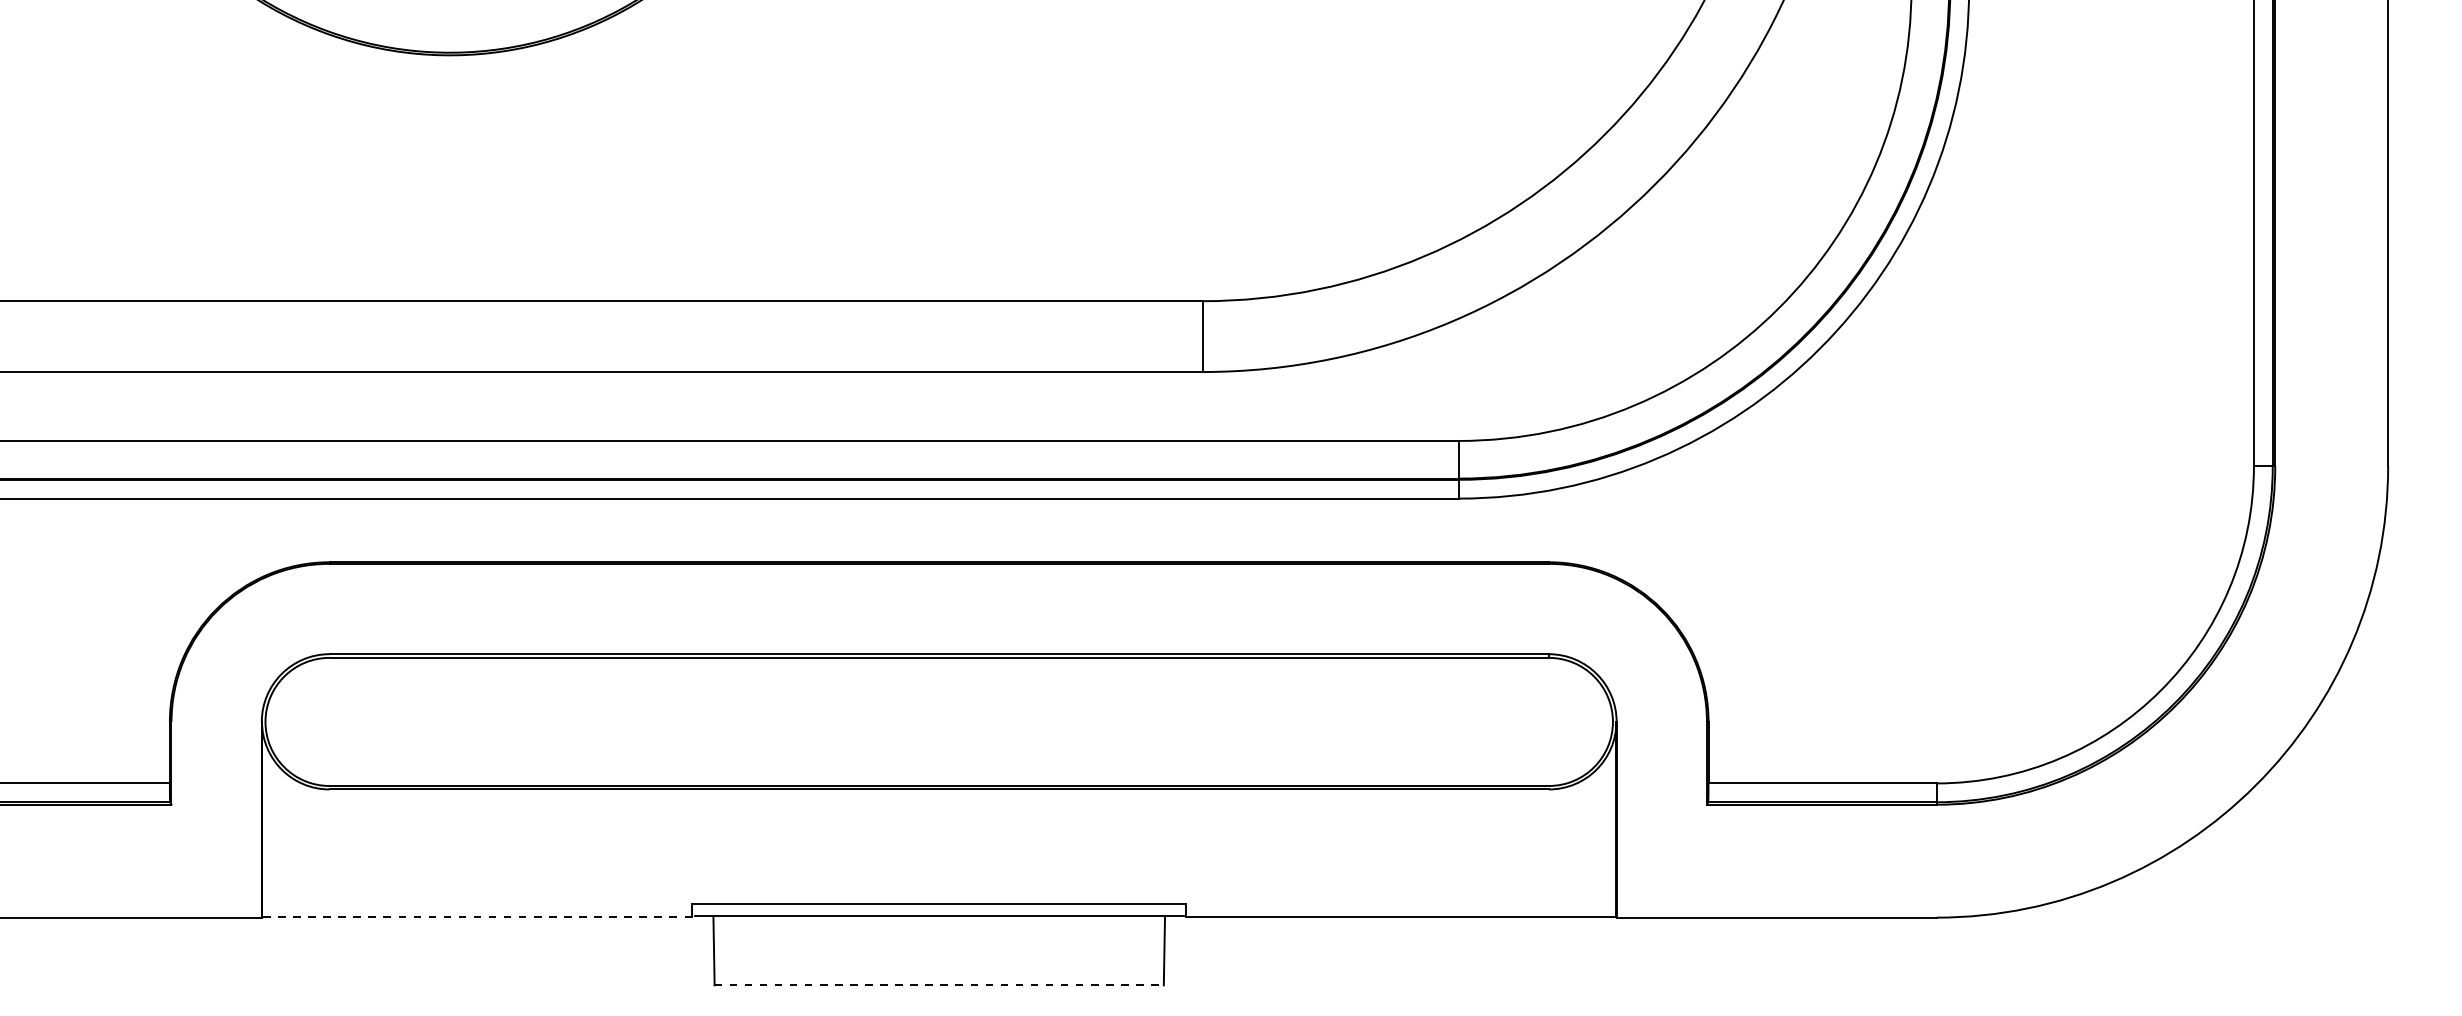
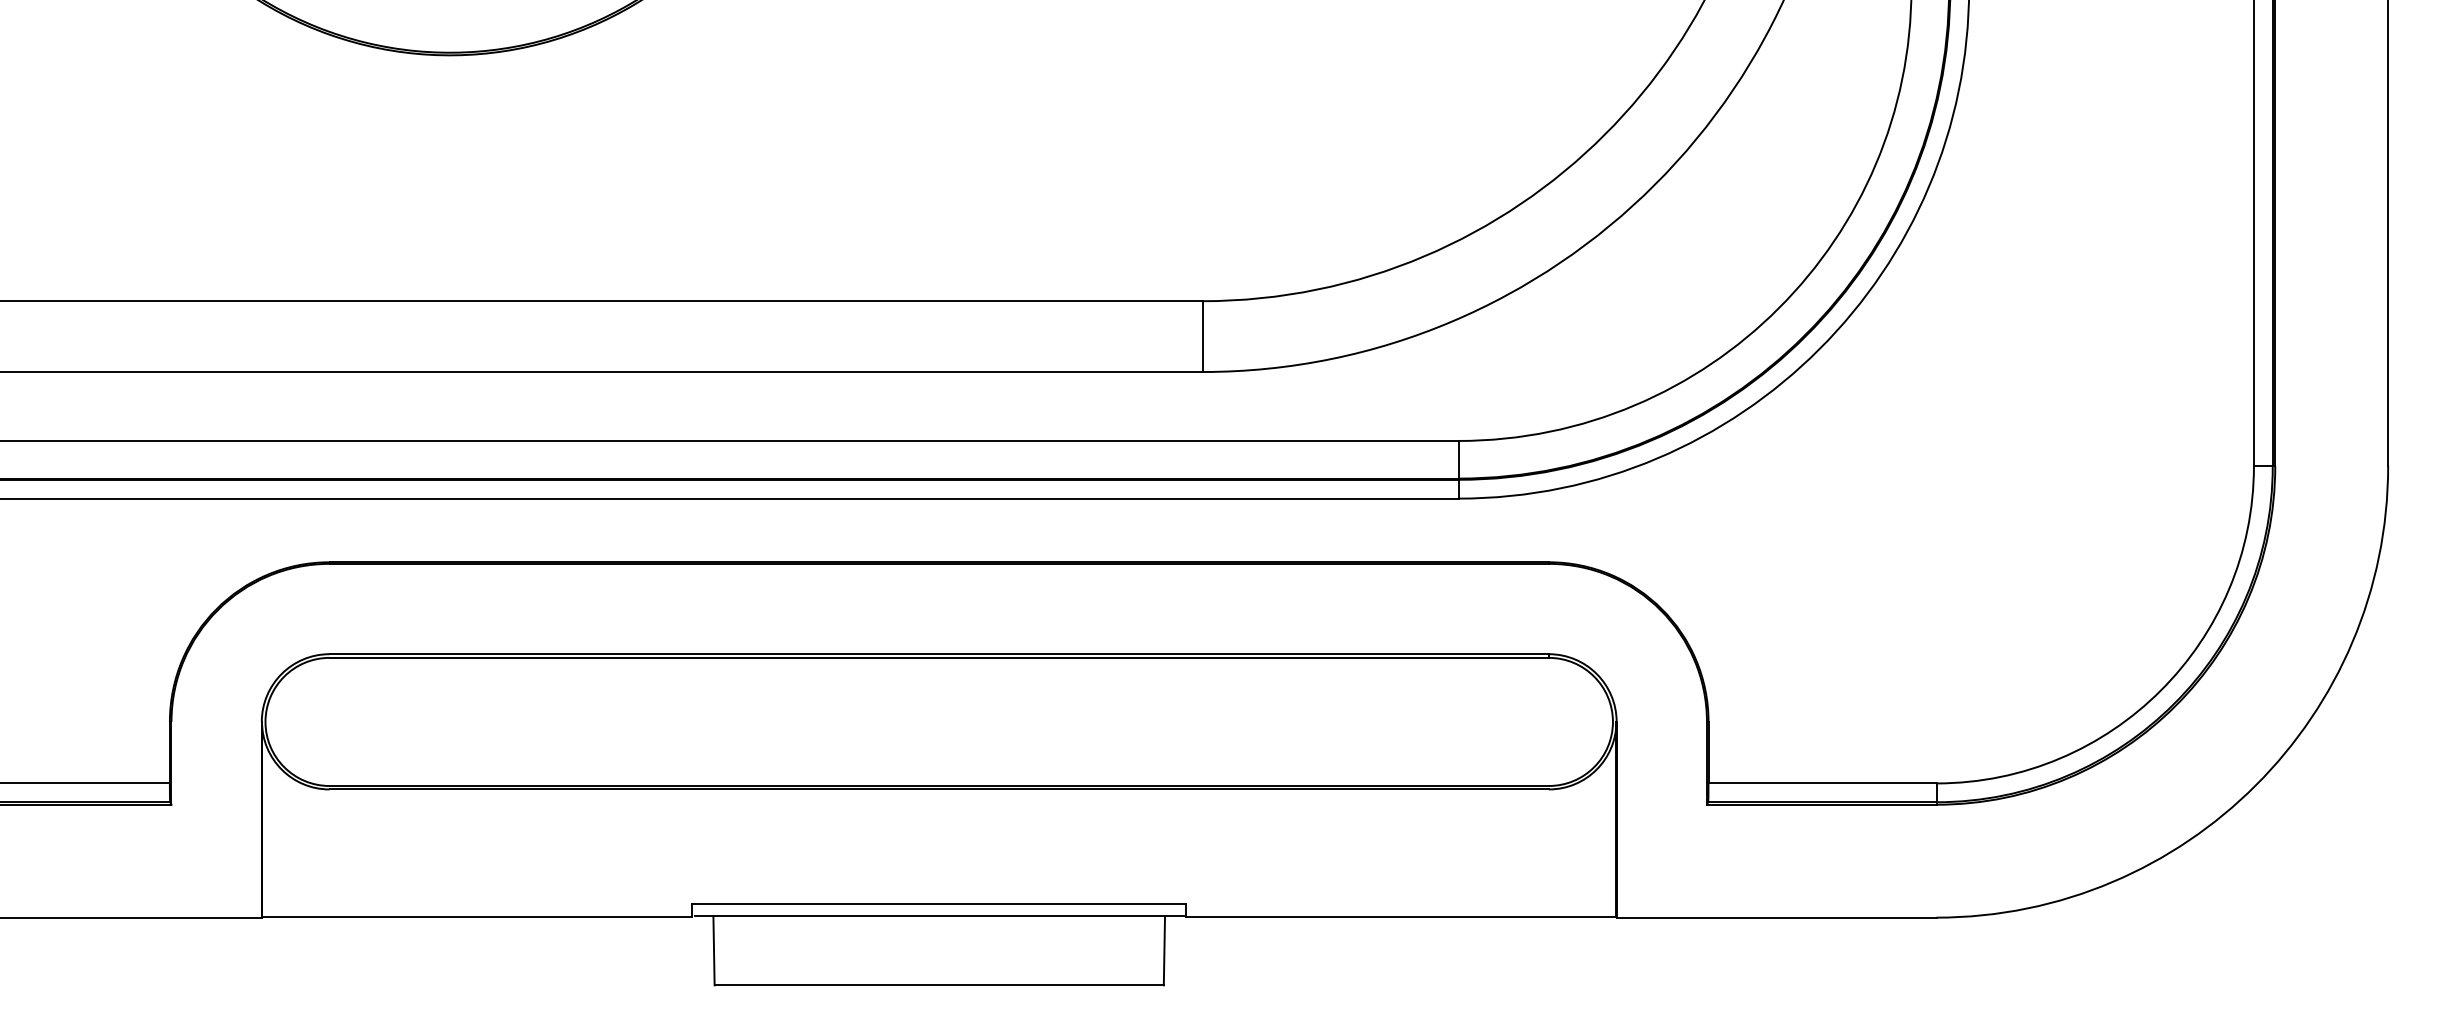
line: dashed -> solid (476, 917)
line: dashed -> solid (939, 985)
